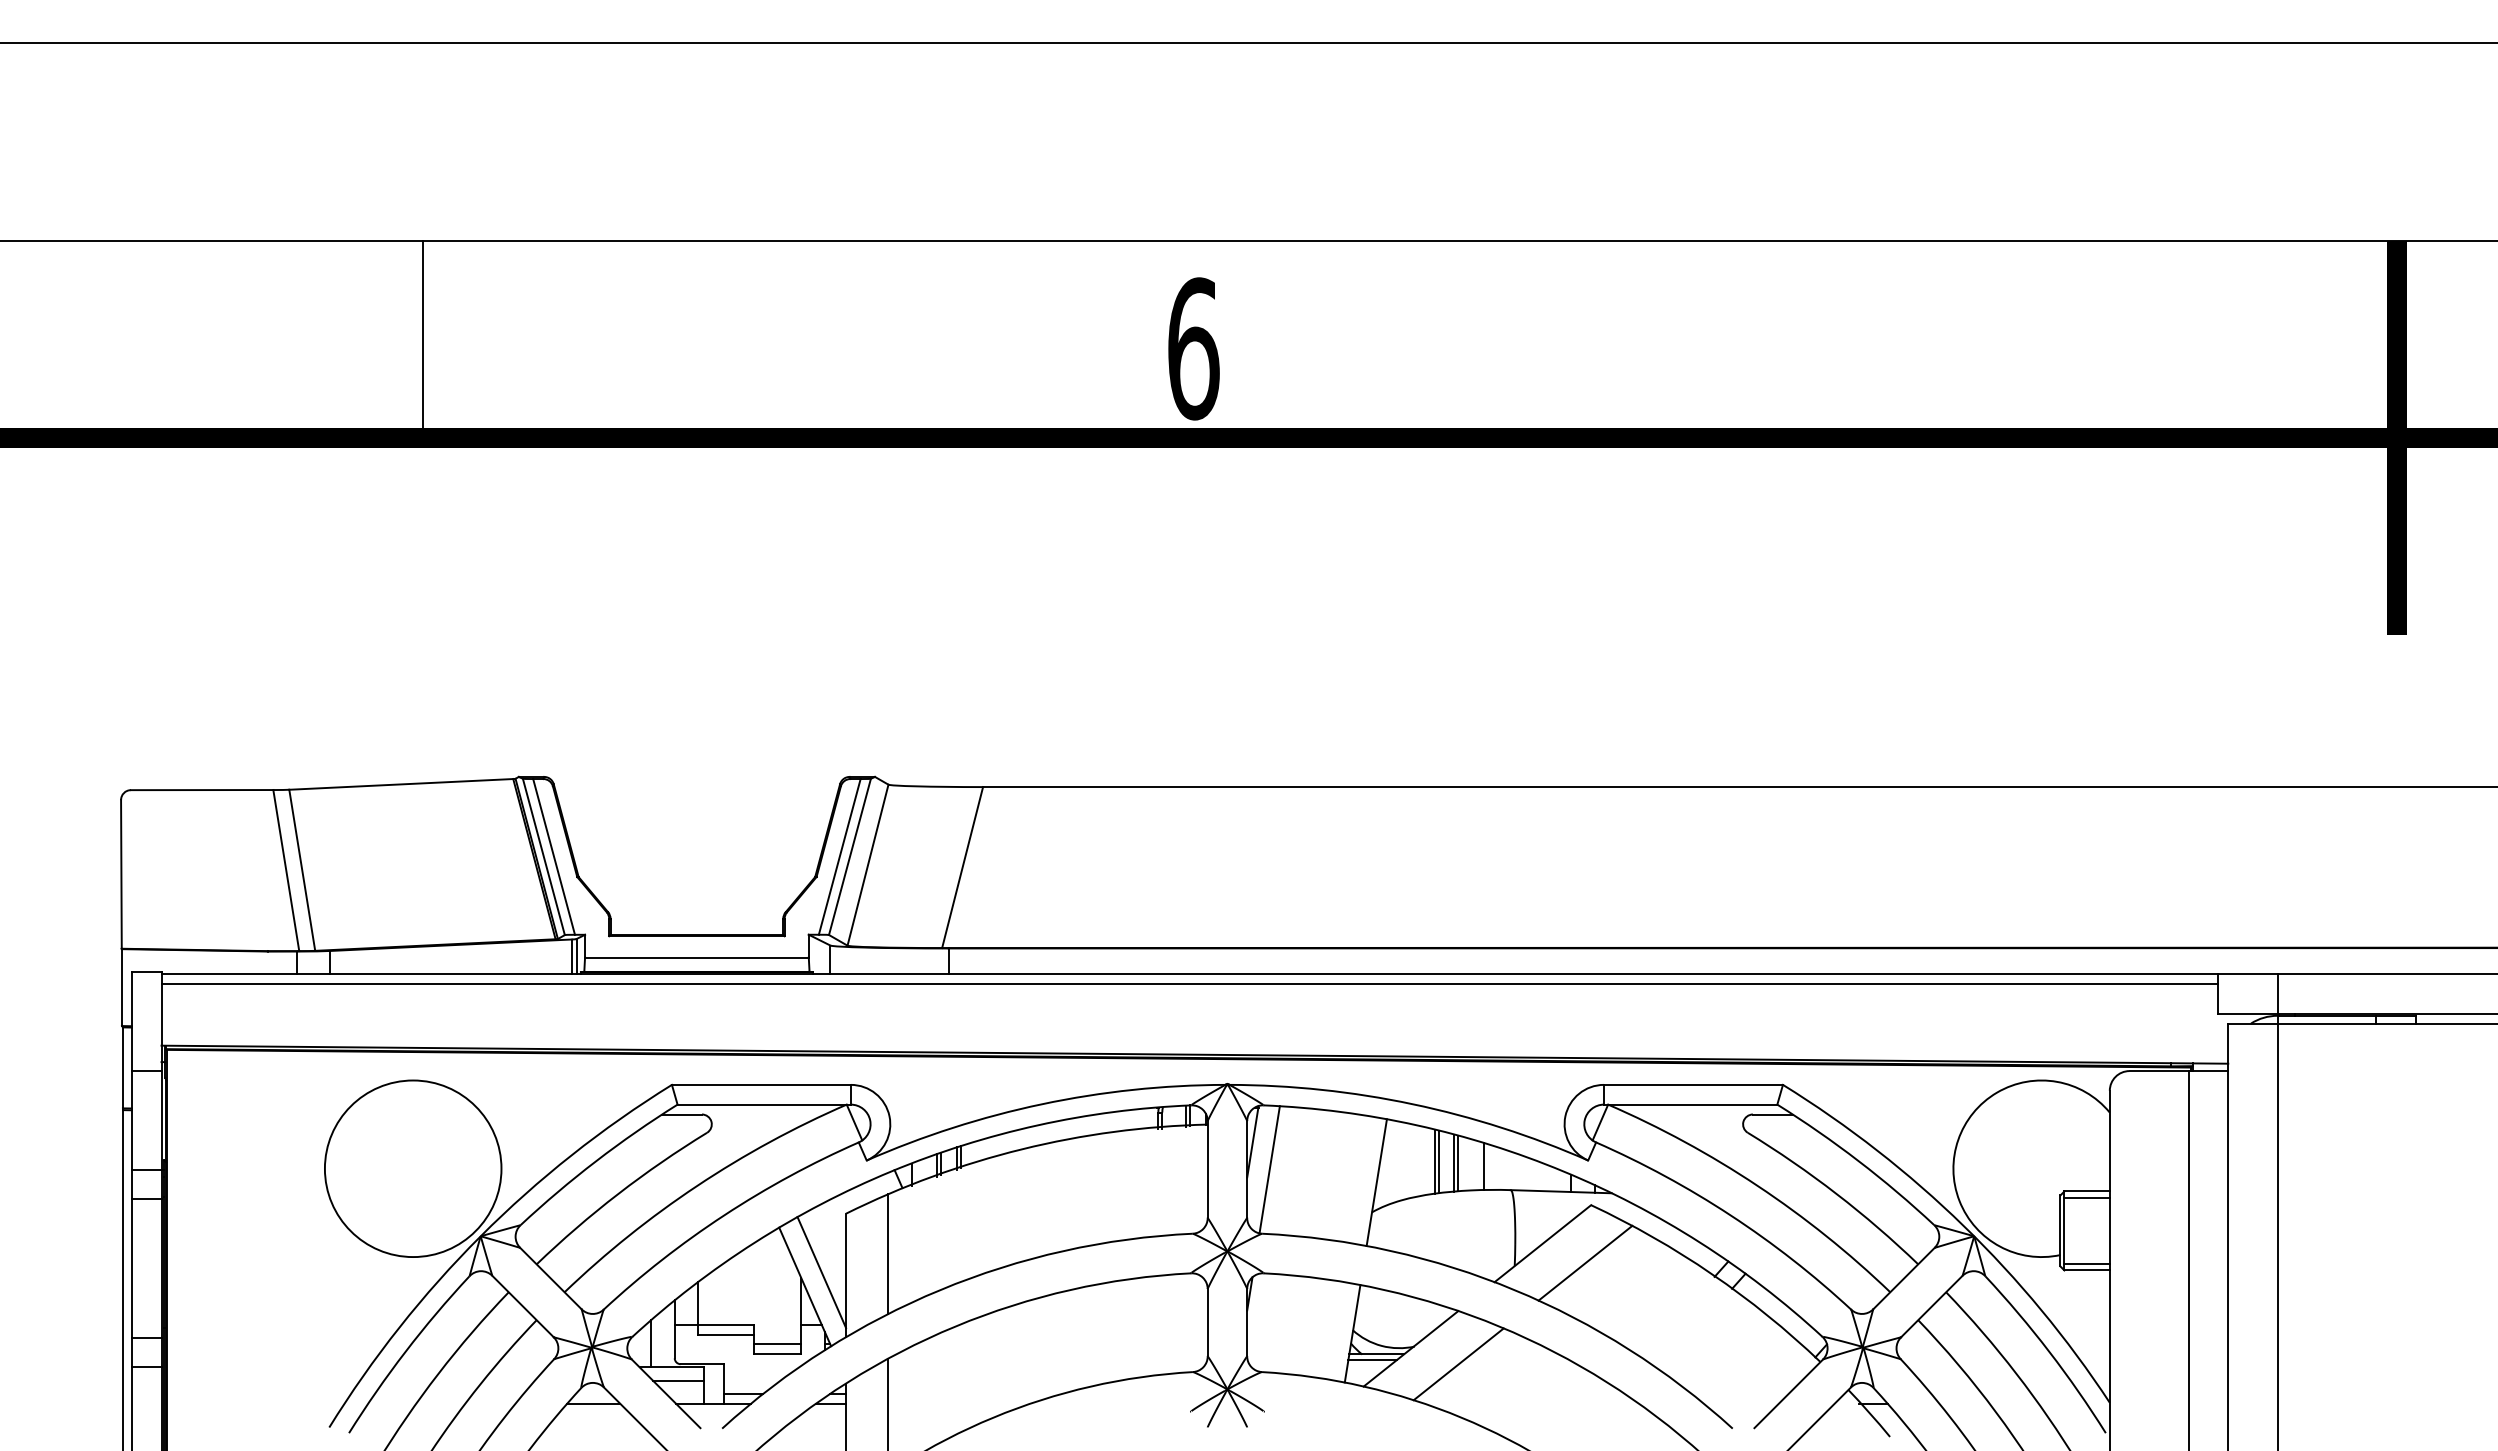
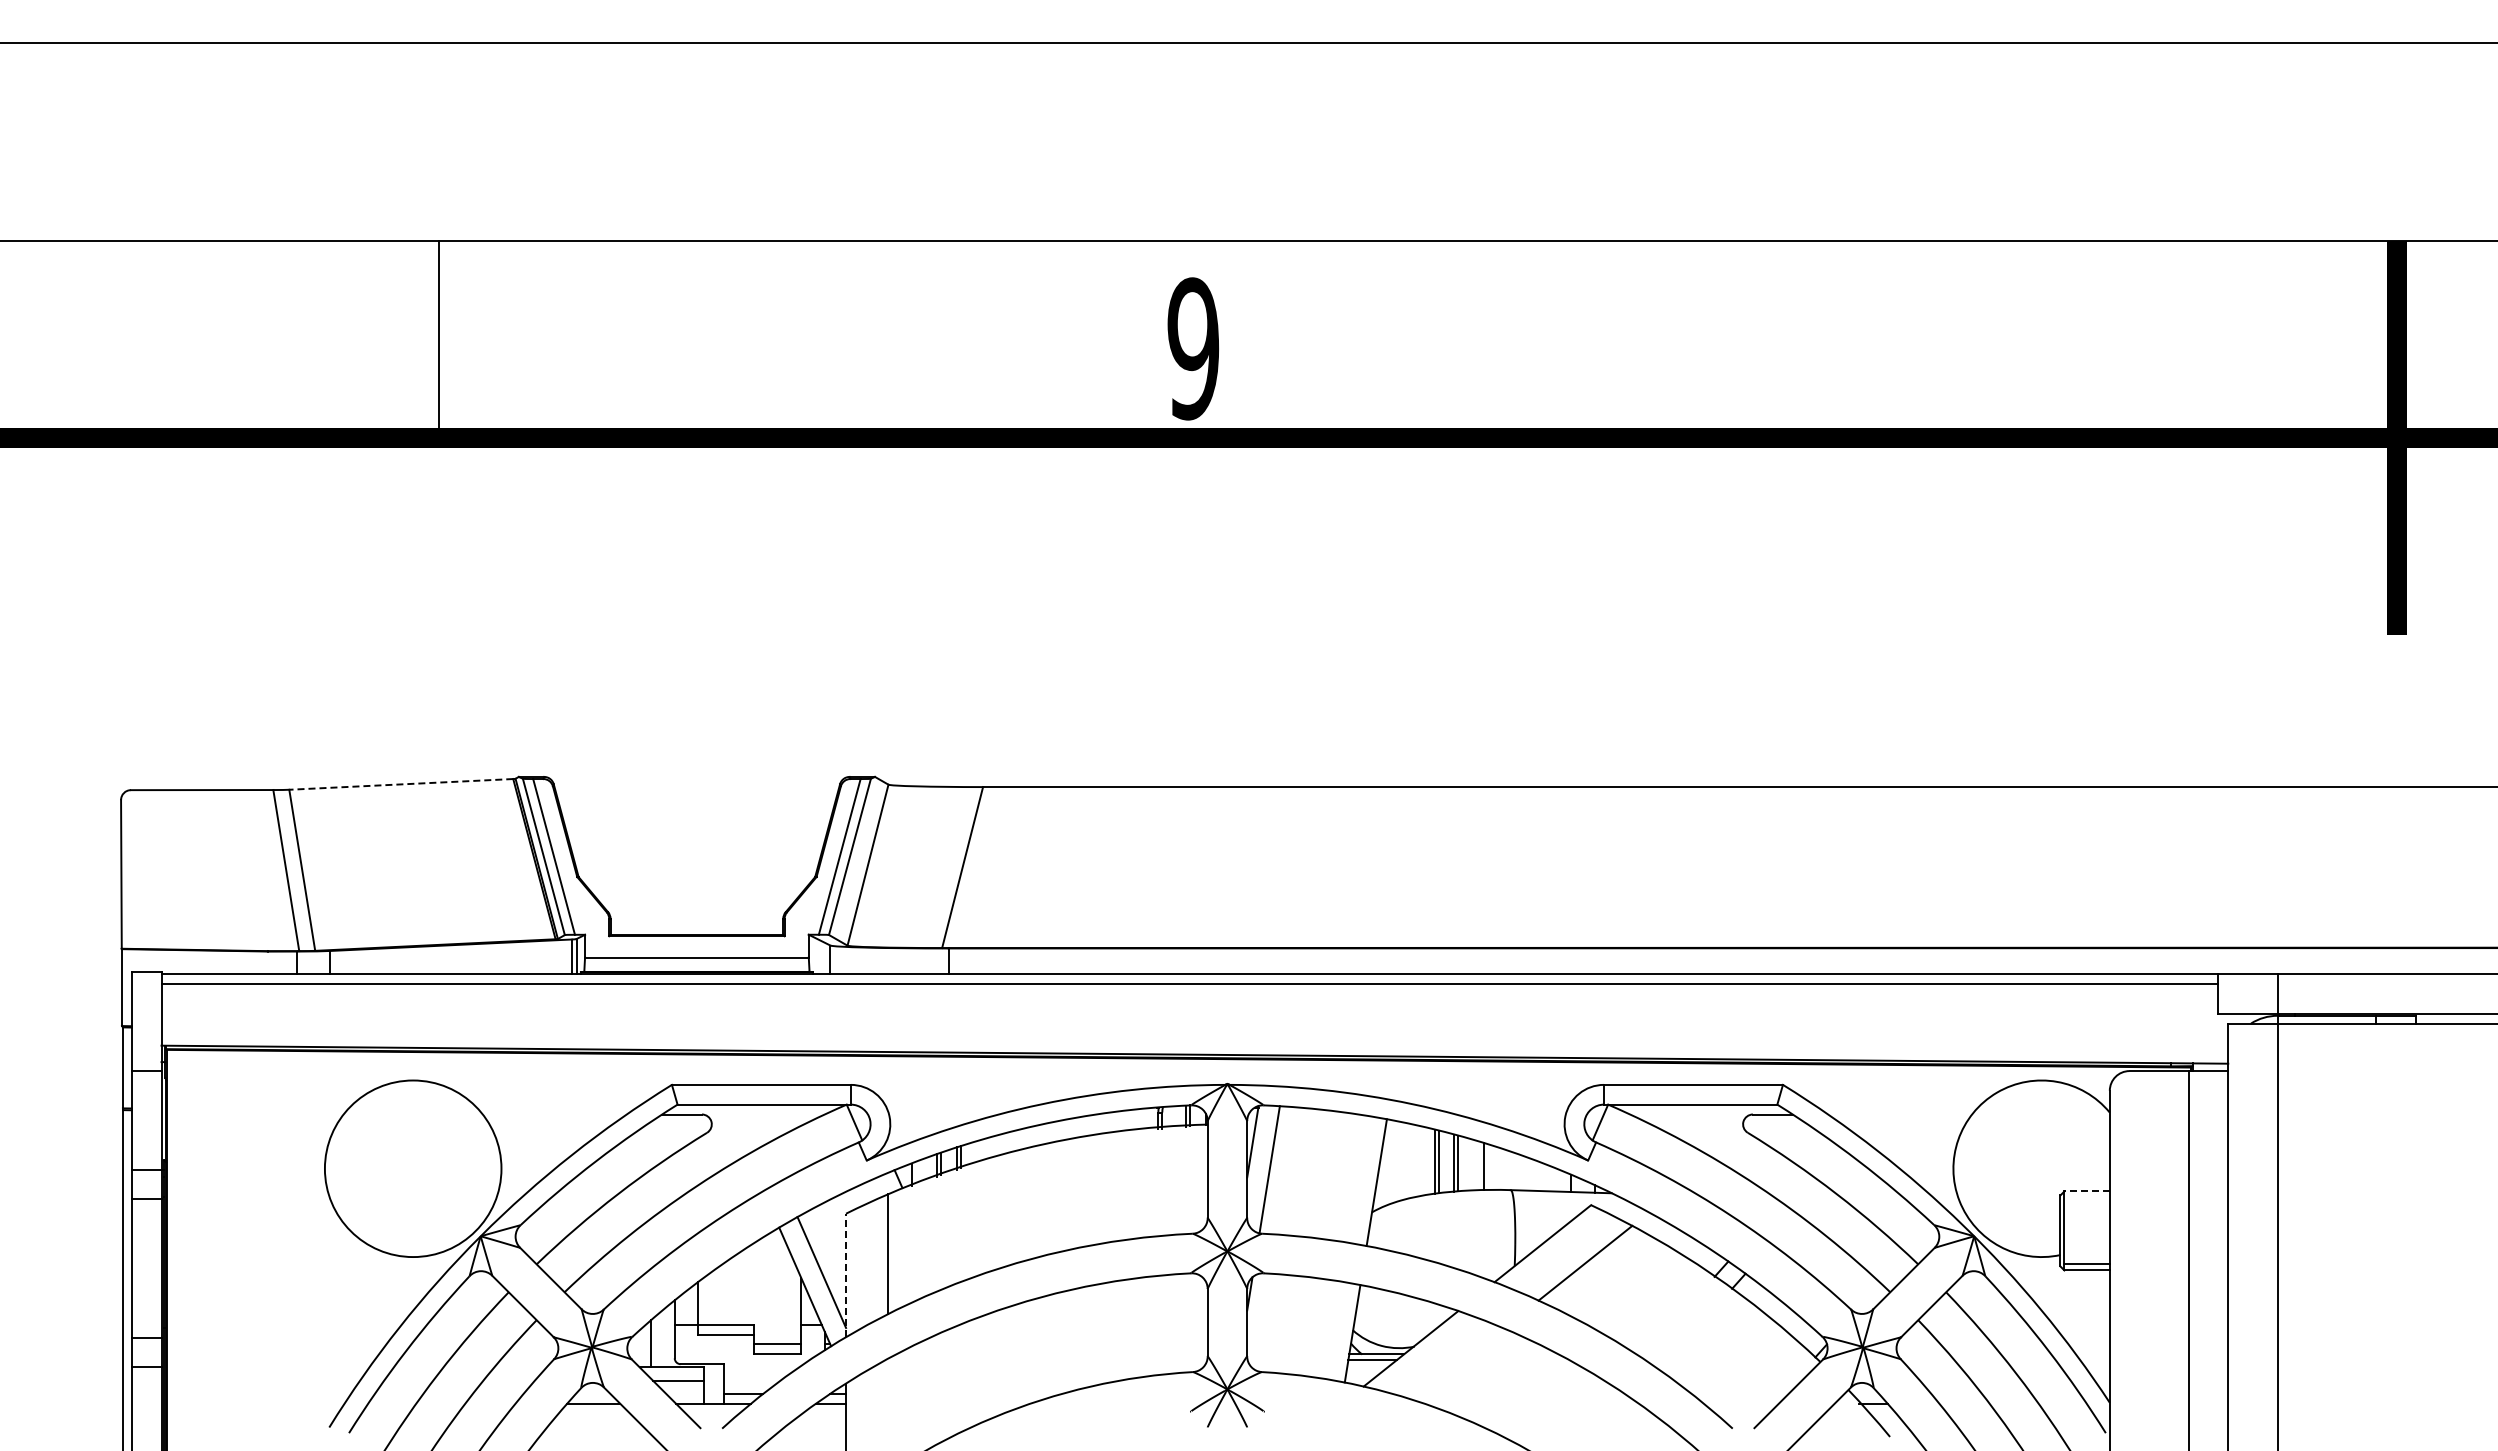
line position: (423, 339) -> (439, 339) (439, 339)
text: 6 -> 9 (1193, 348)
line: solid -> dashed (400, 784)
line: solid -> dashed (2087, 1191)
line: present -> none (2086, 1198)
line: solid -> dashed (846, 1275)
line: present -> none (1458, 1364)
line: present -> none (887, 1402)
